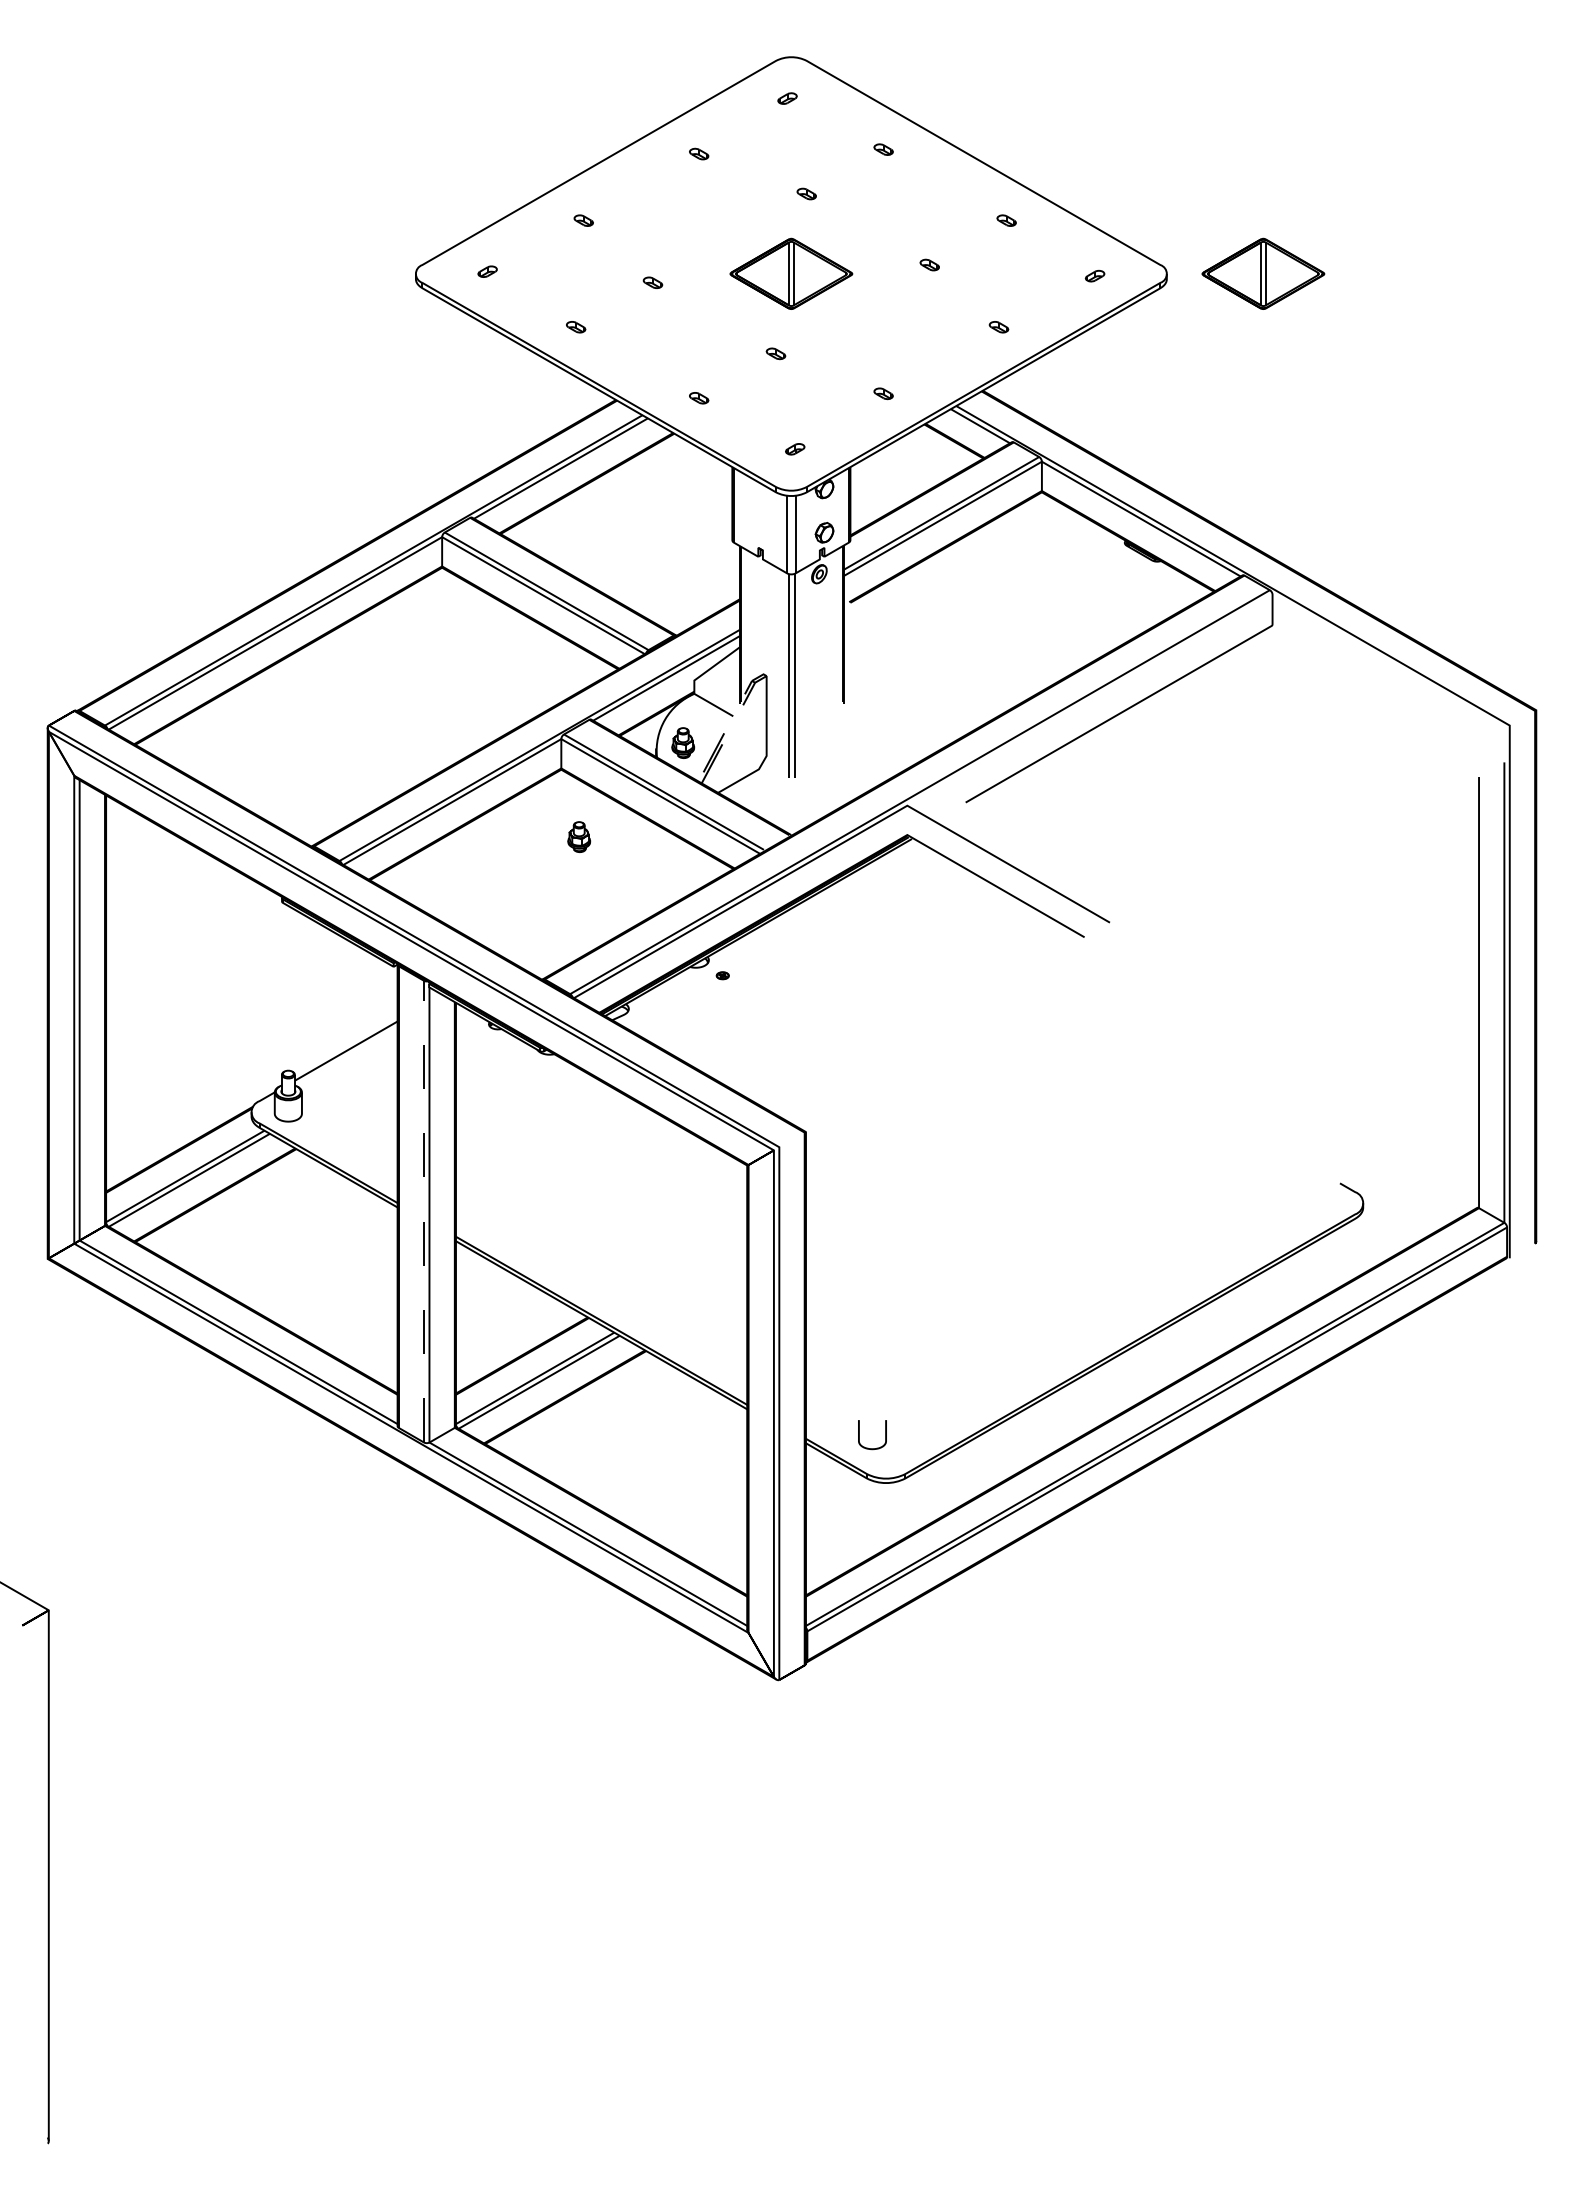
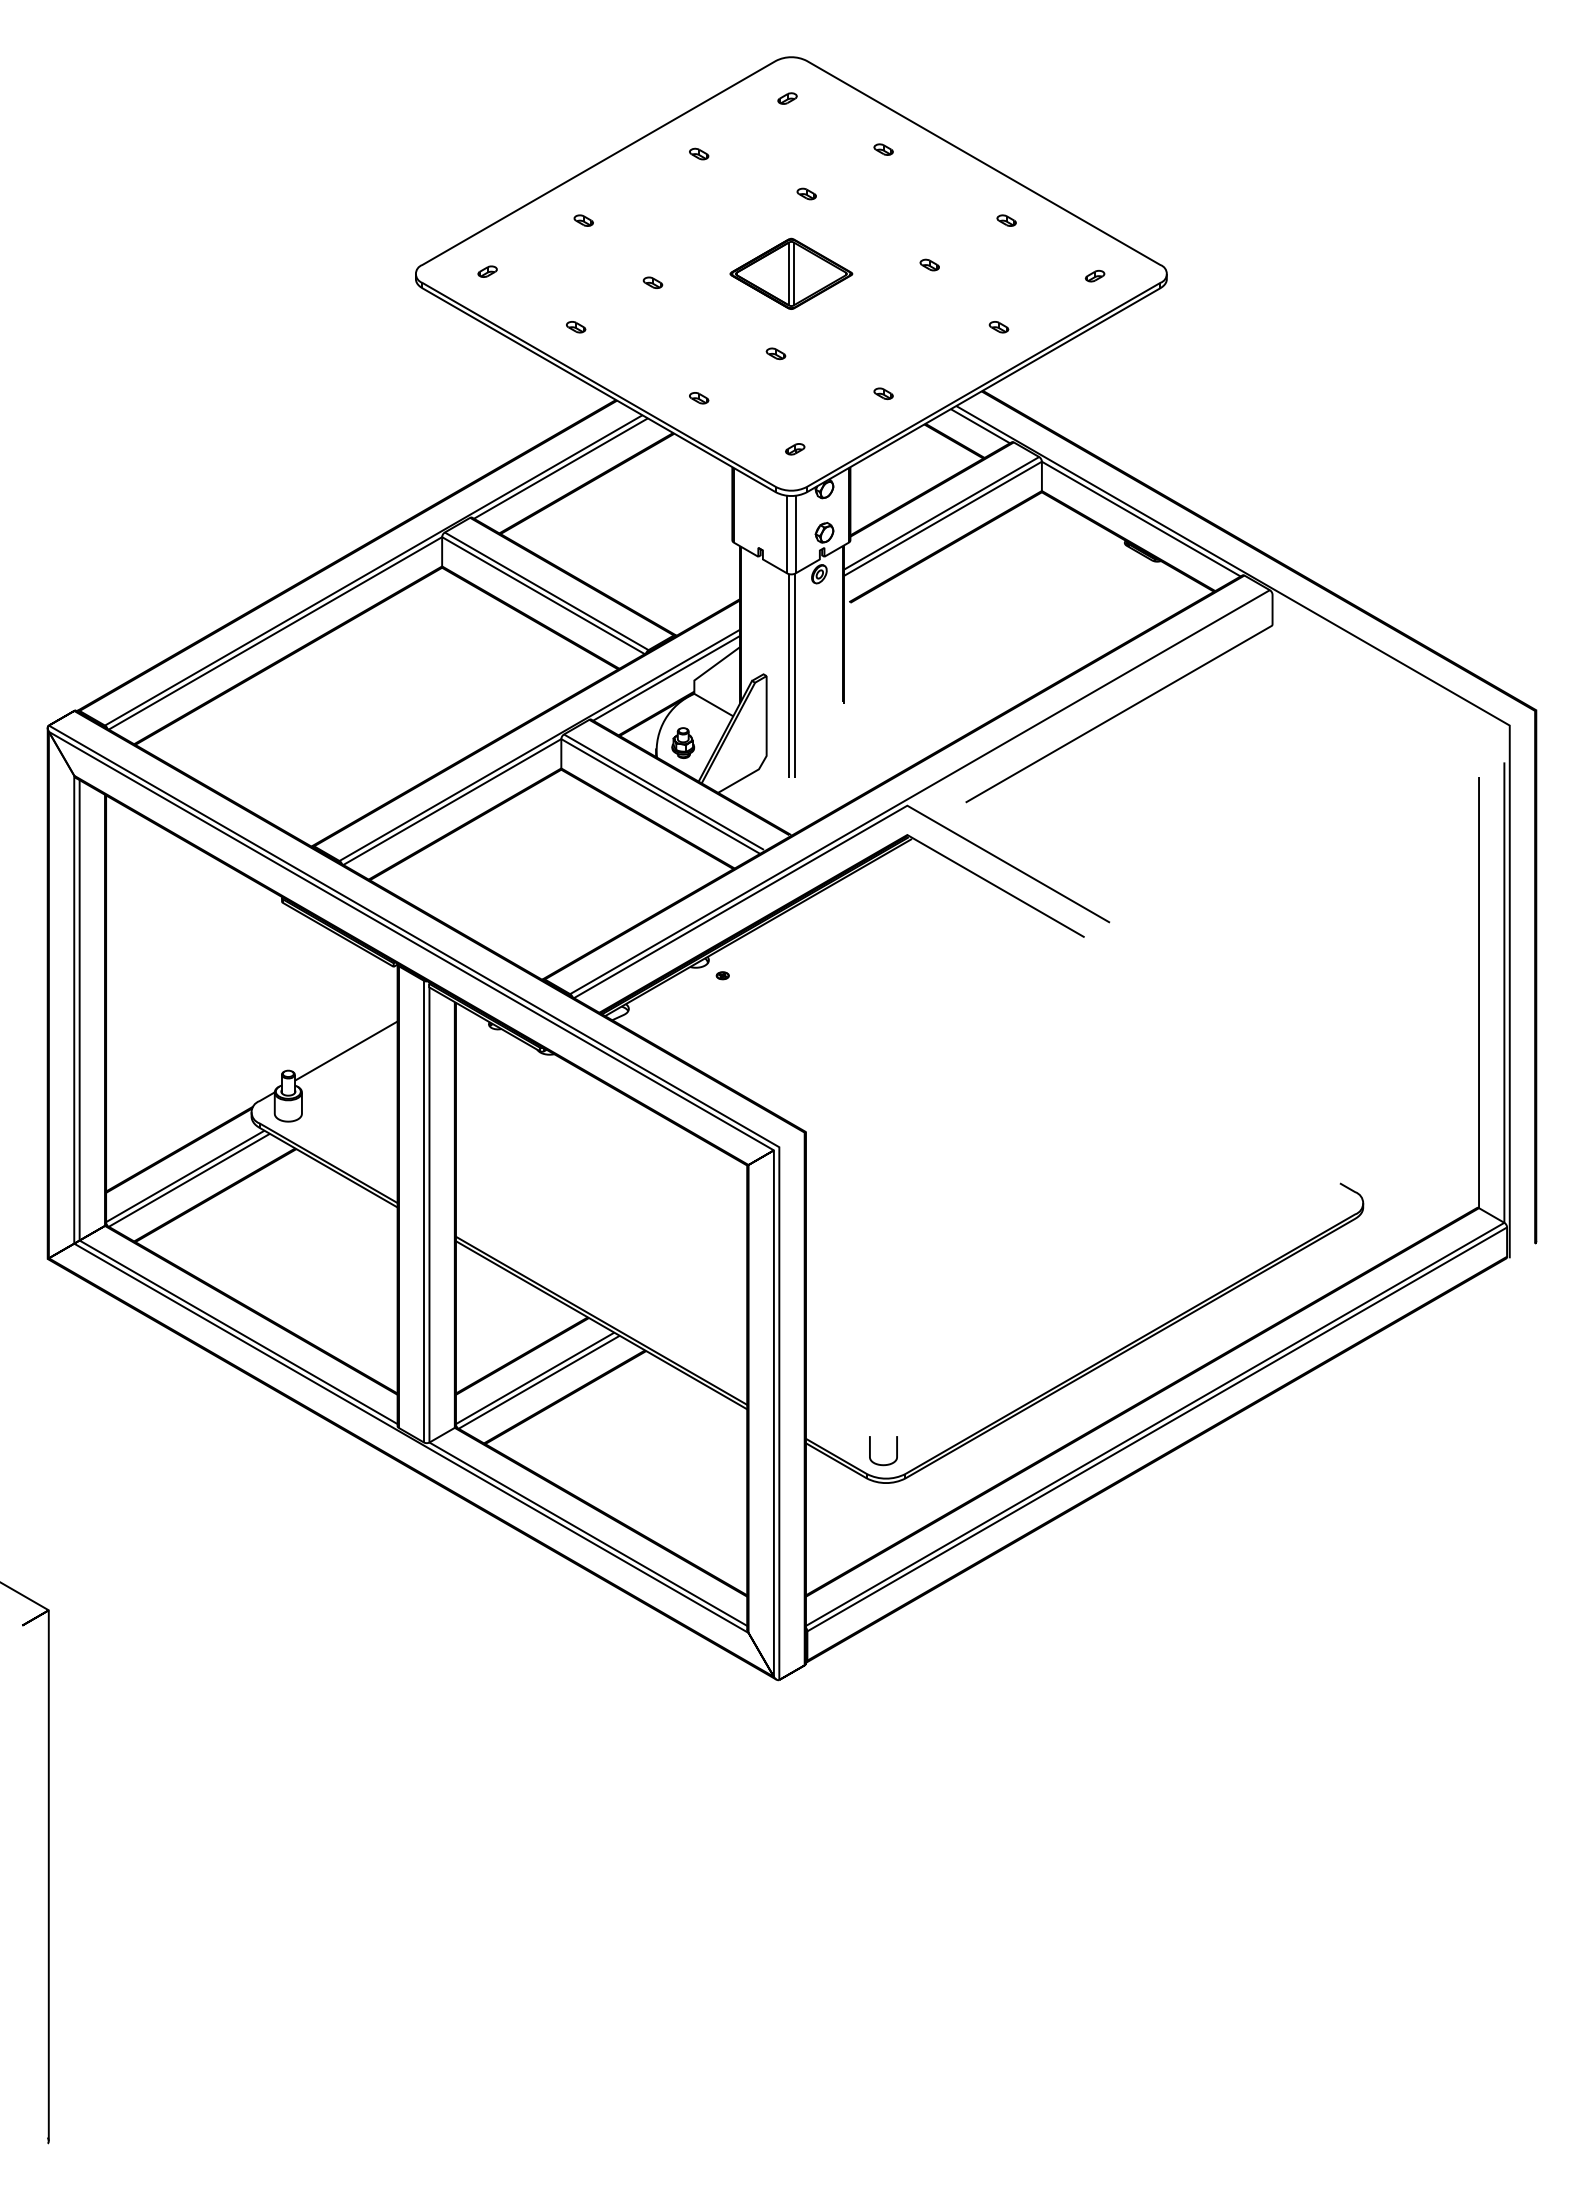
part: present -> none (1263, 273)
line: dashed -> solid (753, 681)
part: present -> none (579, 836)
line: dashed -> solid (424, 1211)
curve position: (868, 1447) -> (879, 1463) (879, 1463)
